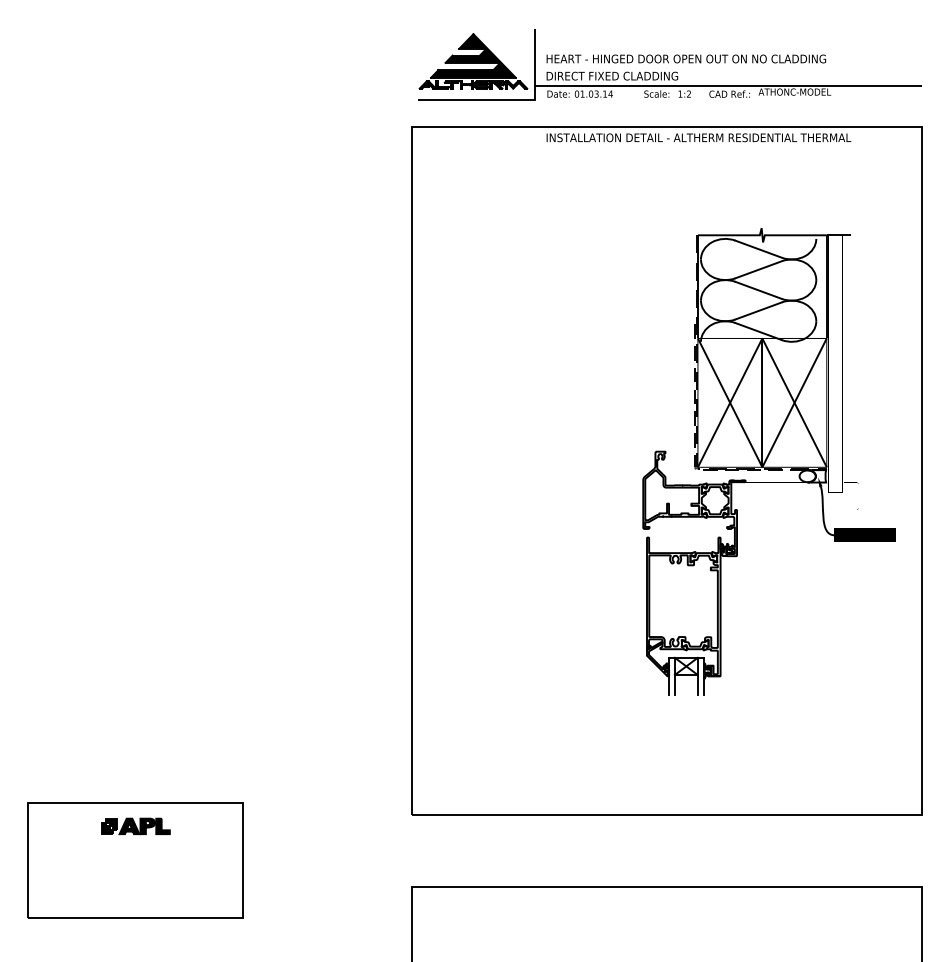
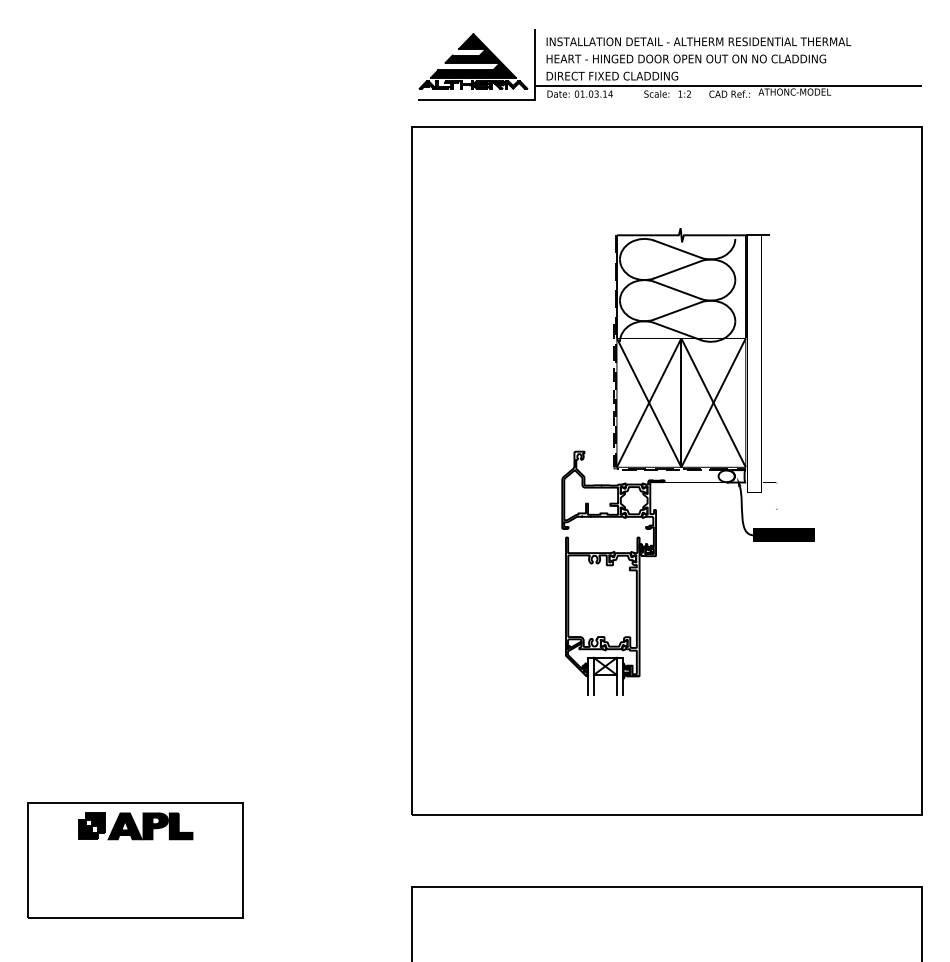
text position: (698, 137) -> (698, 41) (698, 41)
part position: (768, 461) -> (687, 461) (687, 461)
part size: 70x19 px -> 116x29 px (135, 826)
